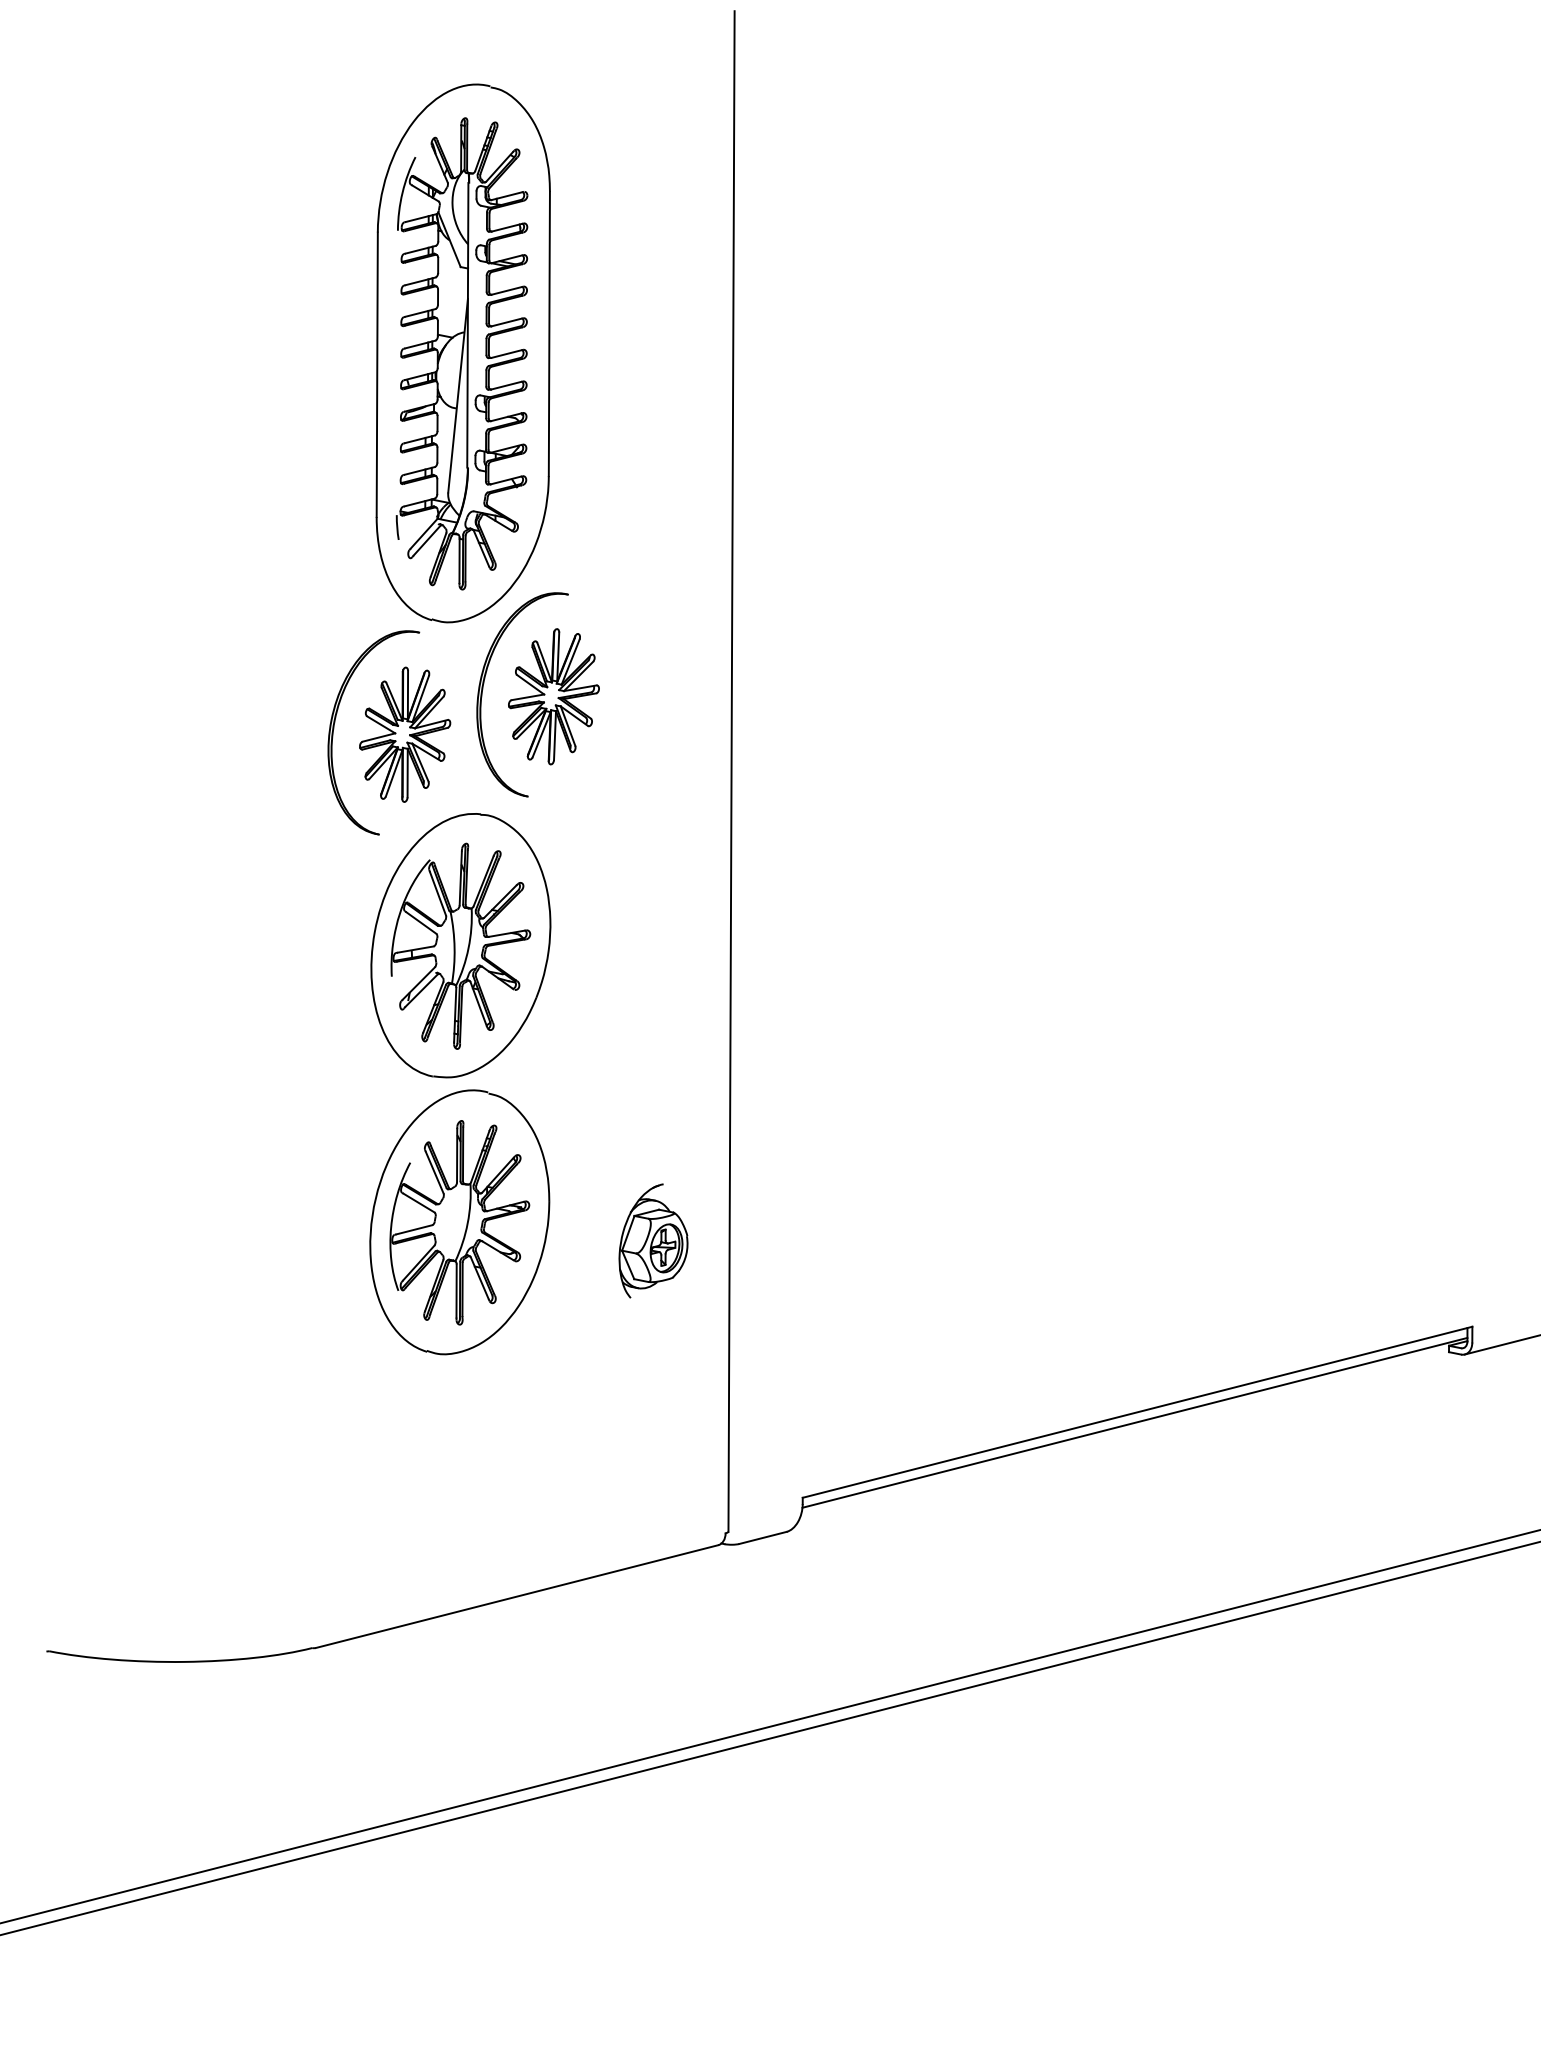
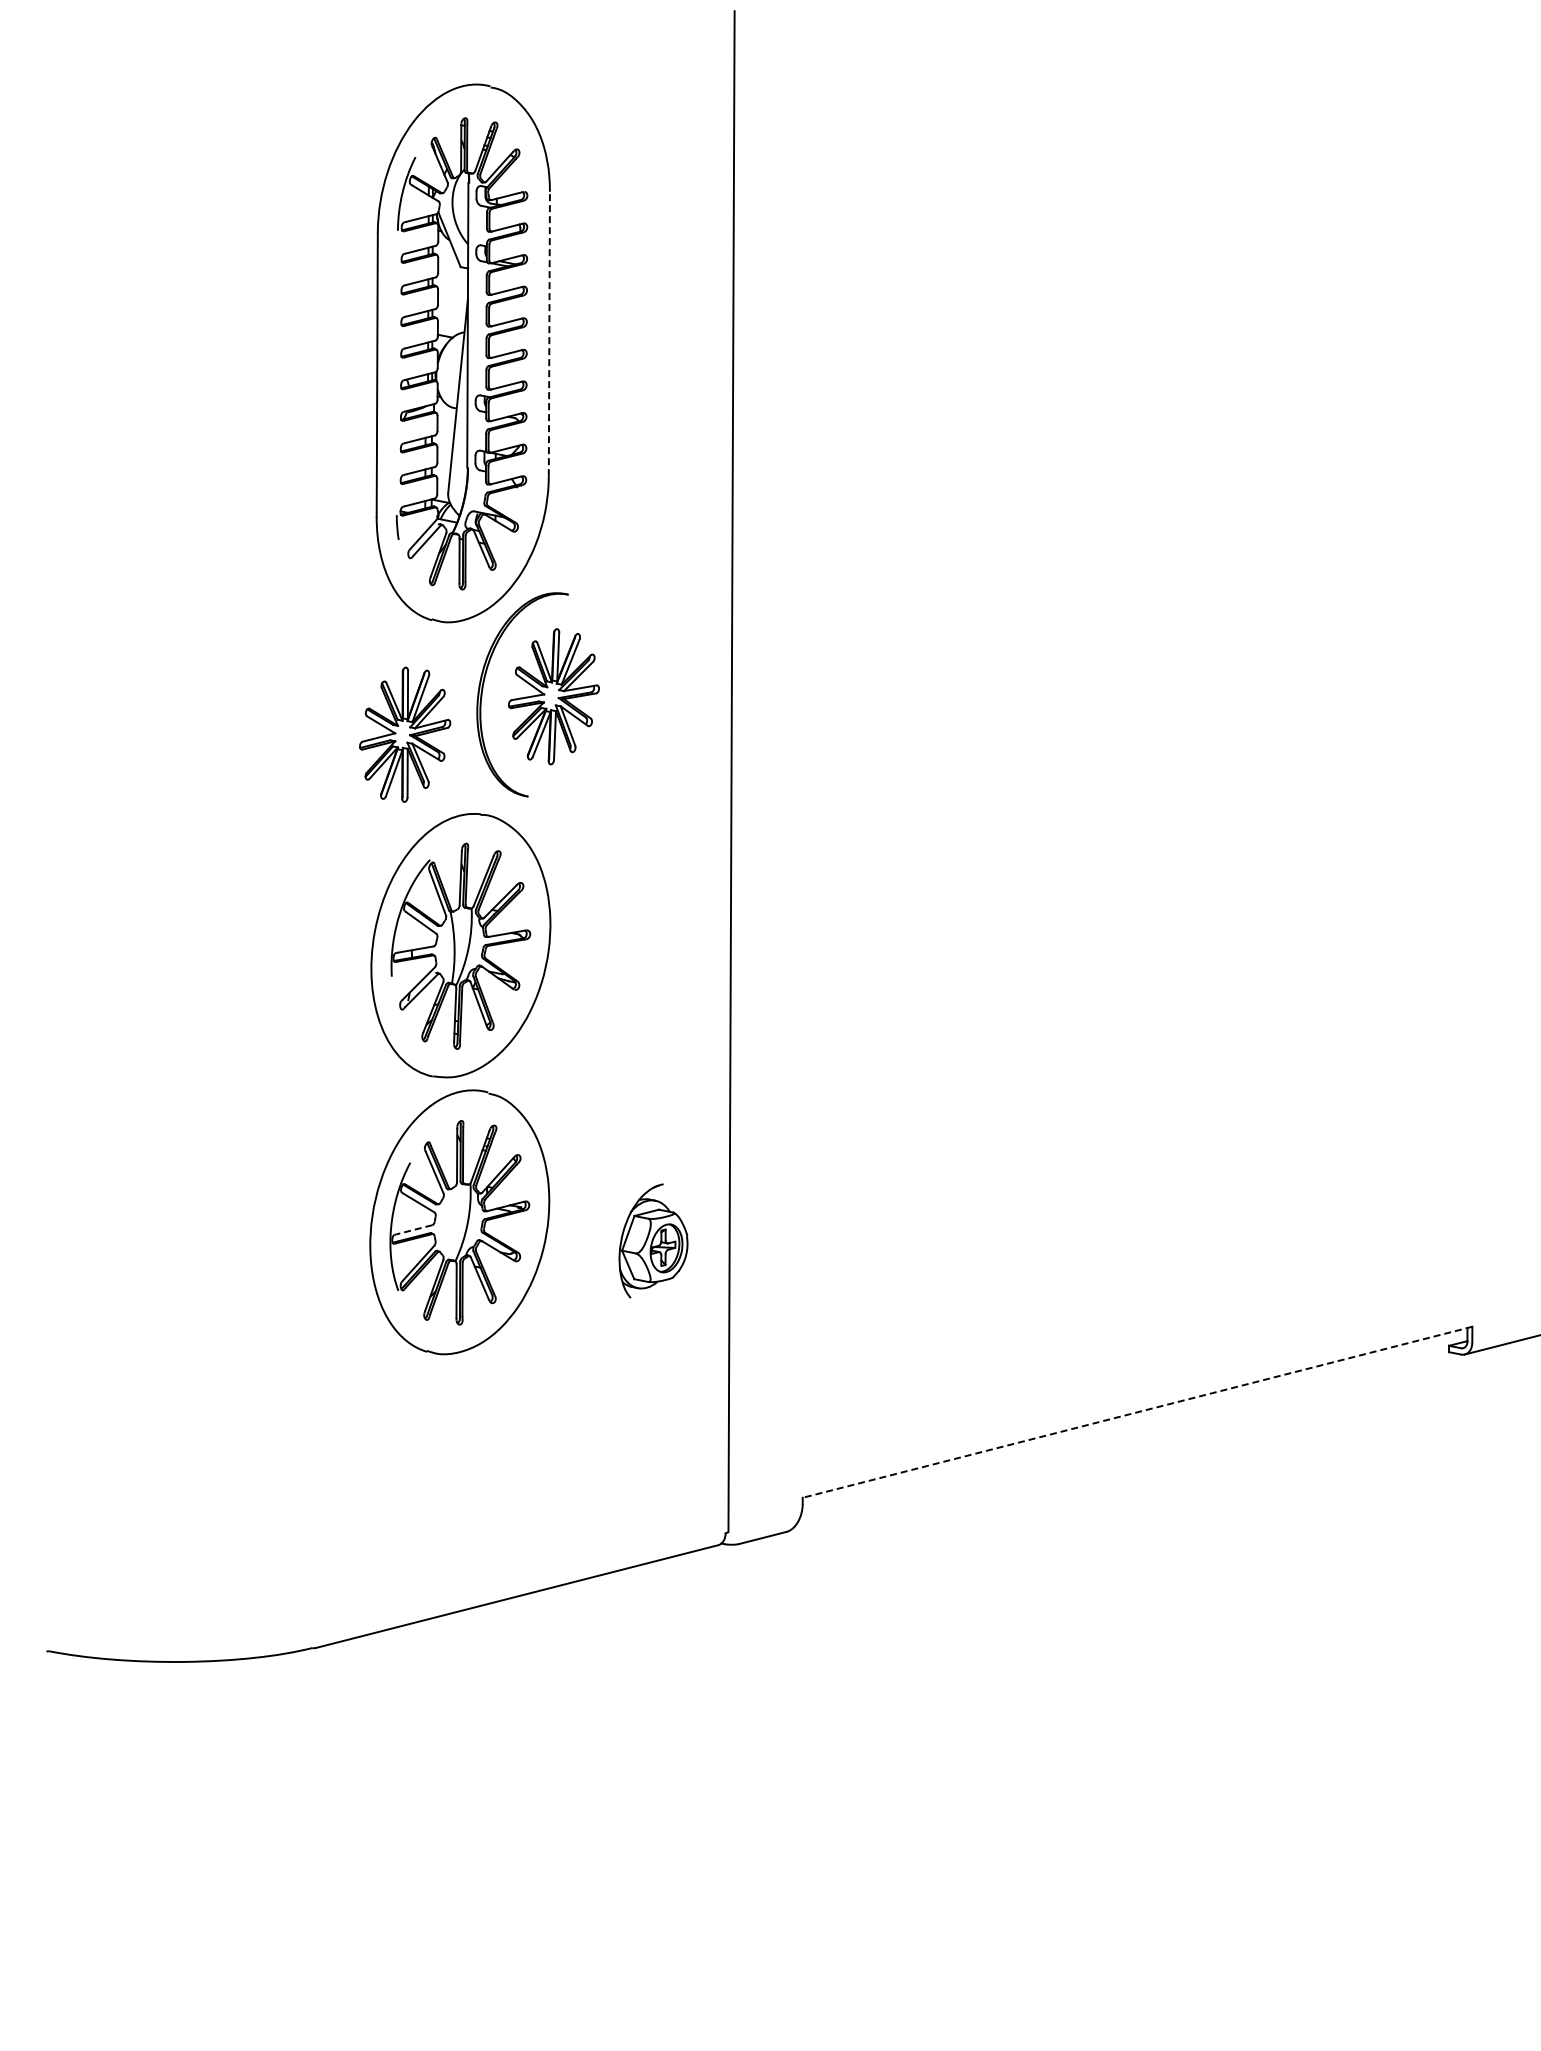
line: solid -> dashed (549, 333)
part: present -> none (334, 729)
line: solid -> dashed (413, 1229)
line: solid -> dashed (1137, 1412)
line: present -> none (1134, 1422)
line: present -> none (769, 1726)
line: present -> none (769, 1738)
